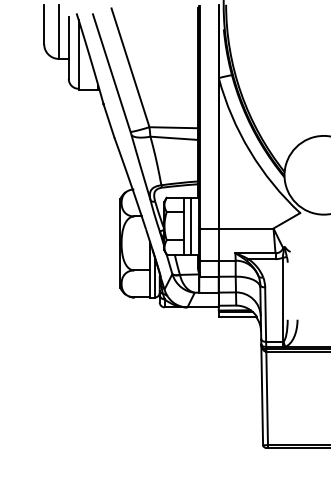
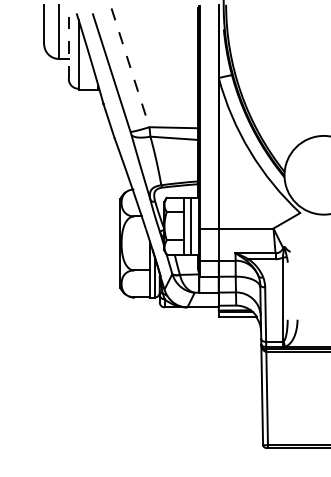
line: solid -> dashed (68, 47)
line: solid -> dashed (130, 68)
